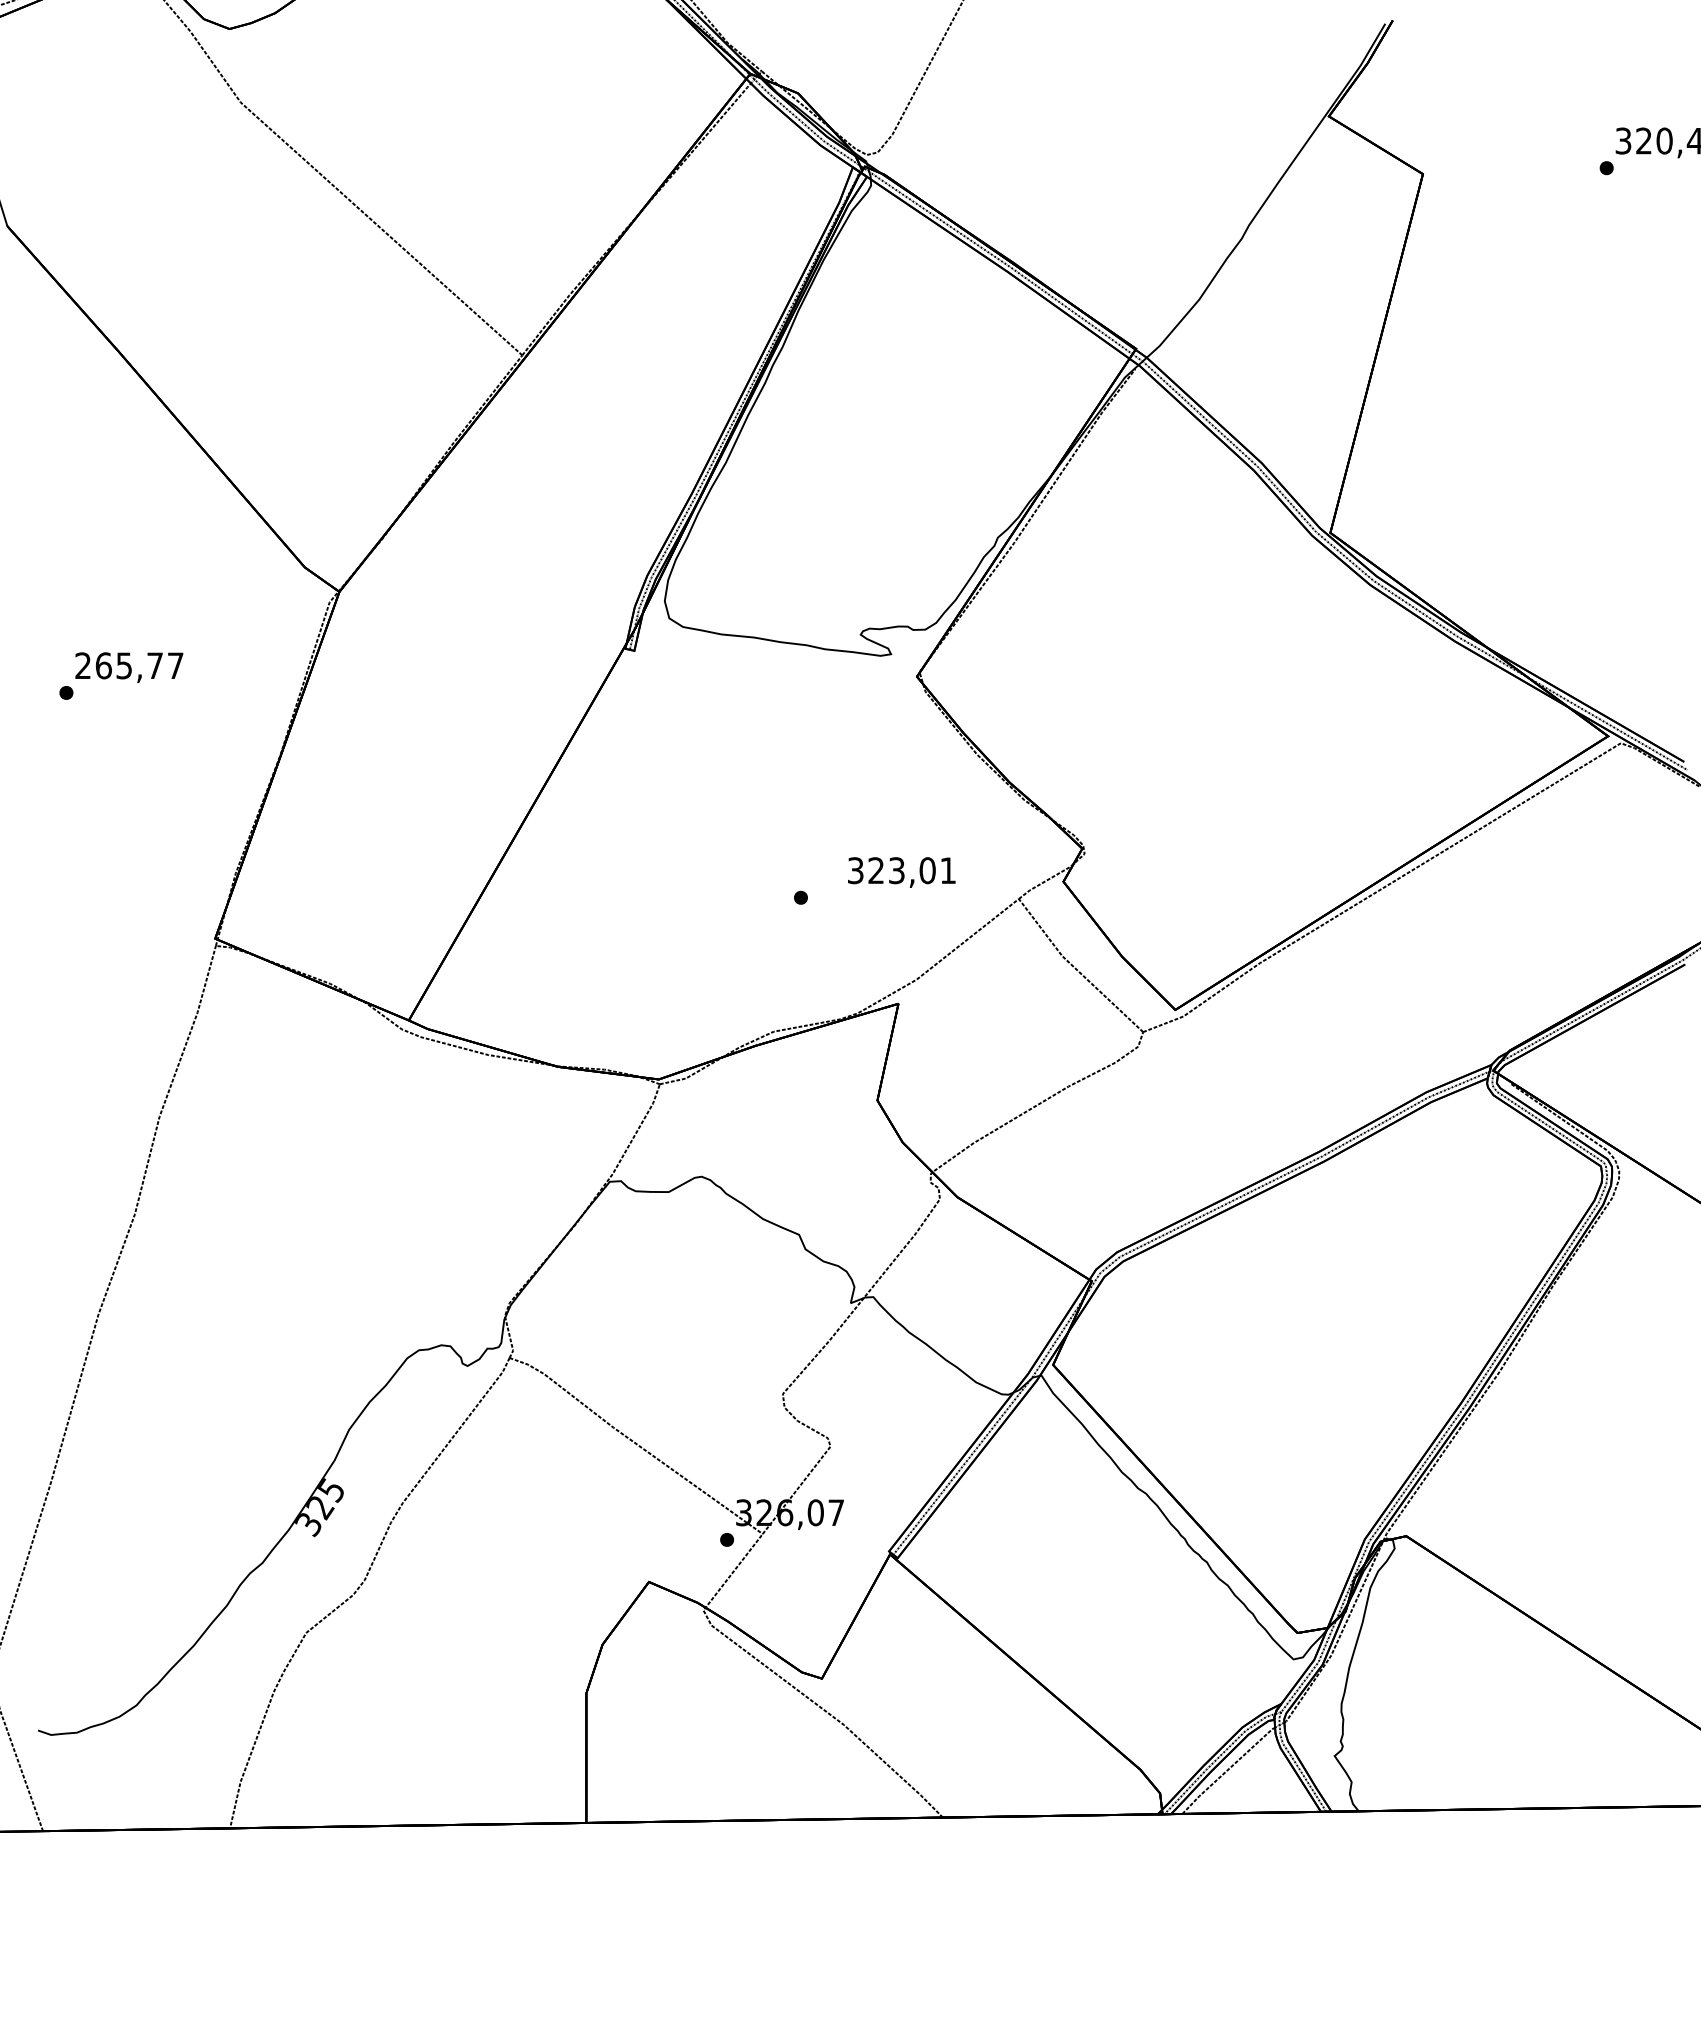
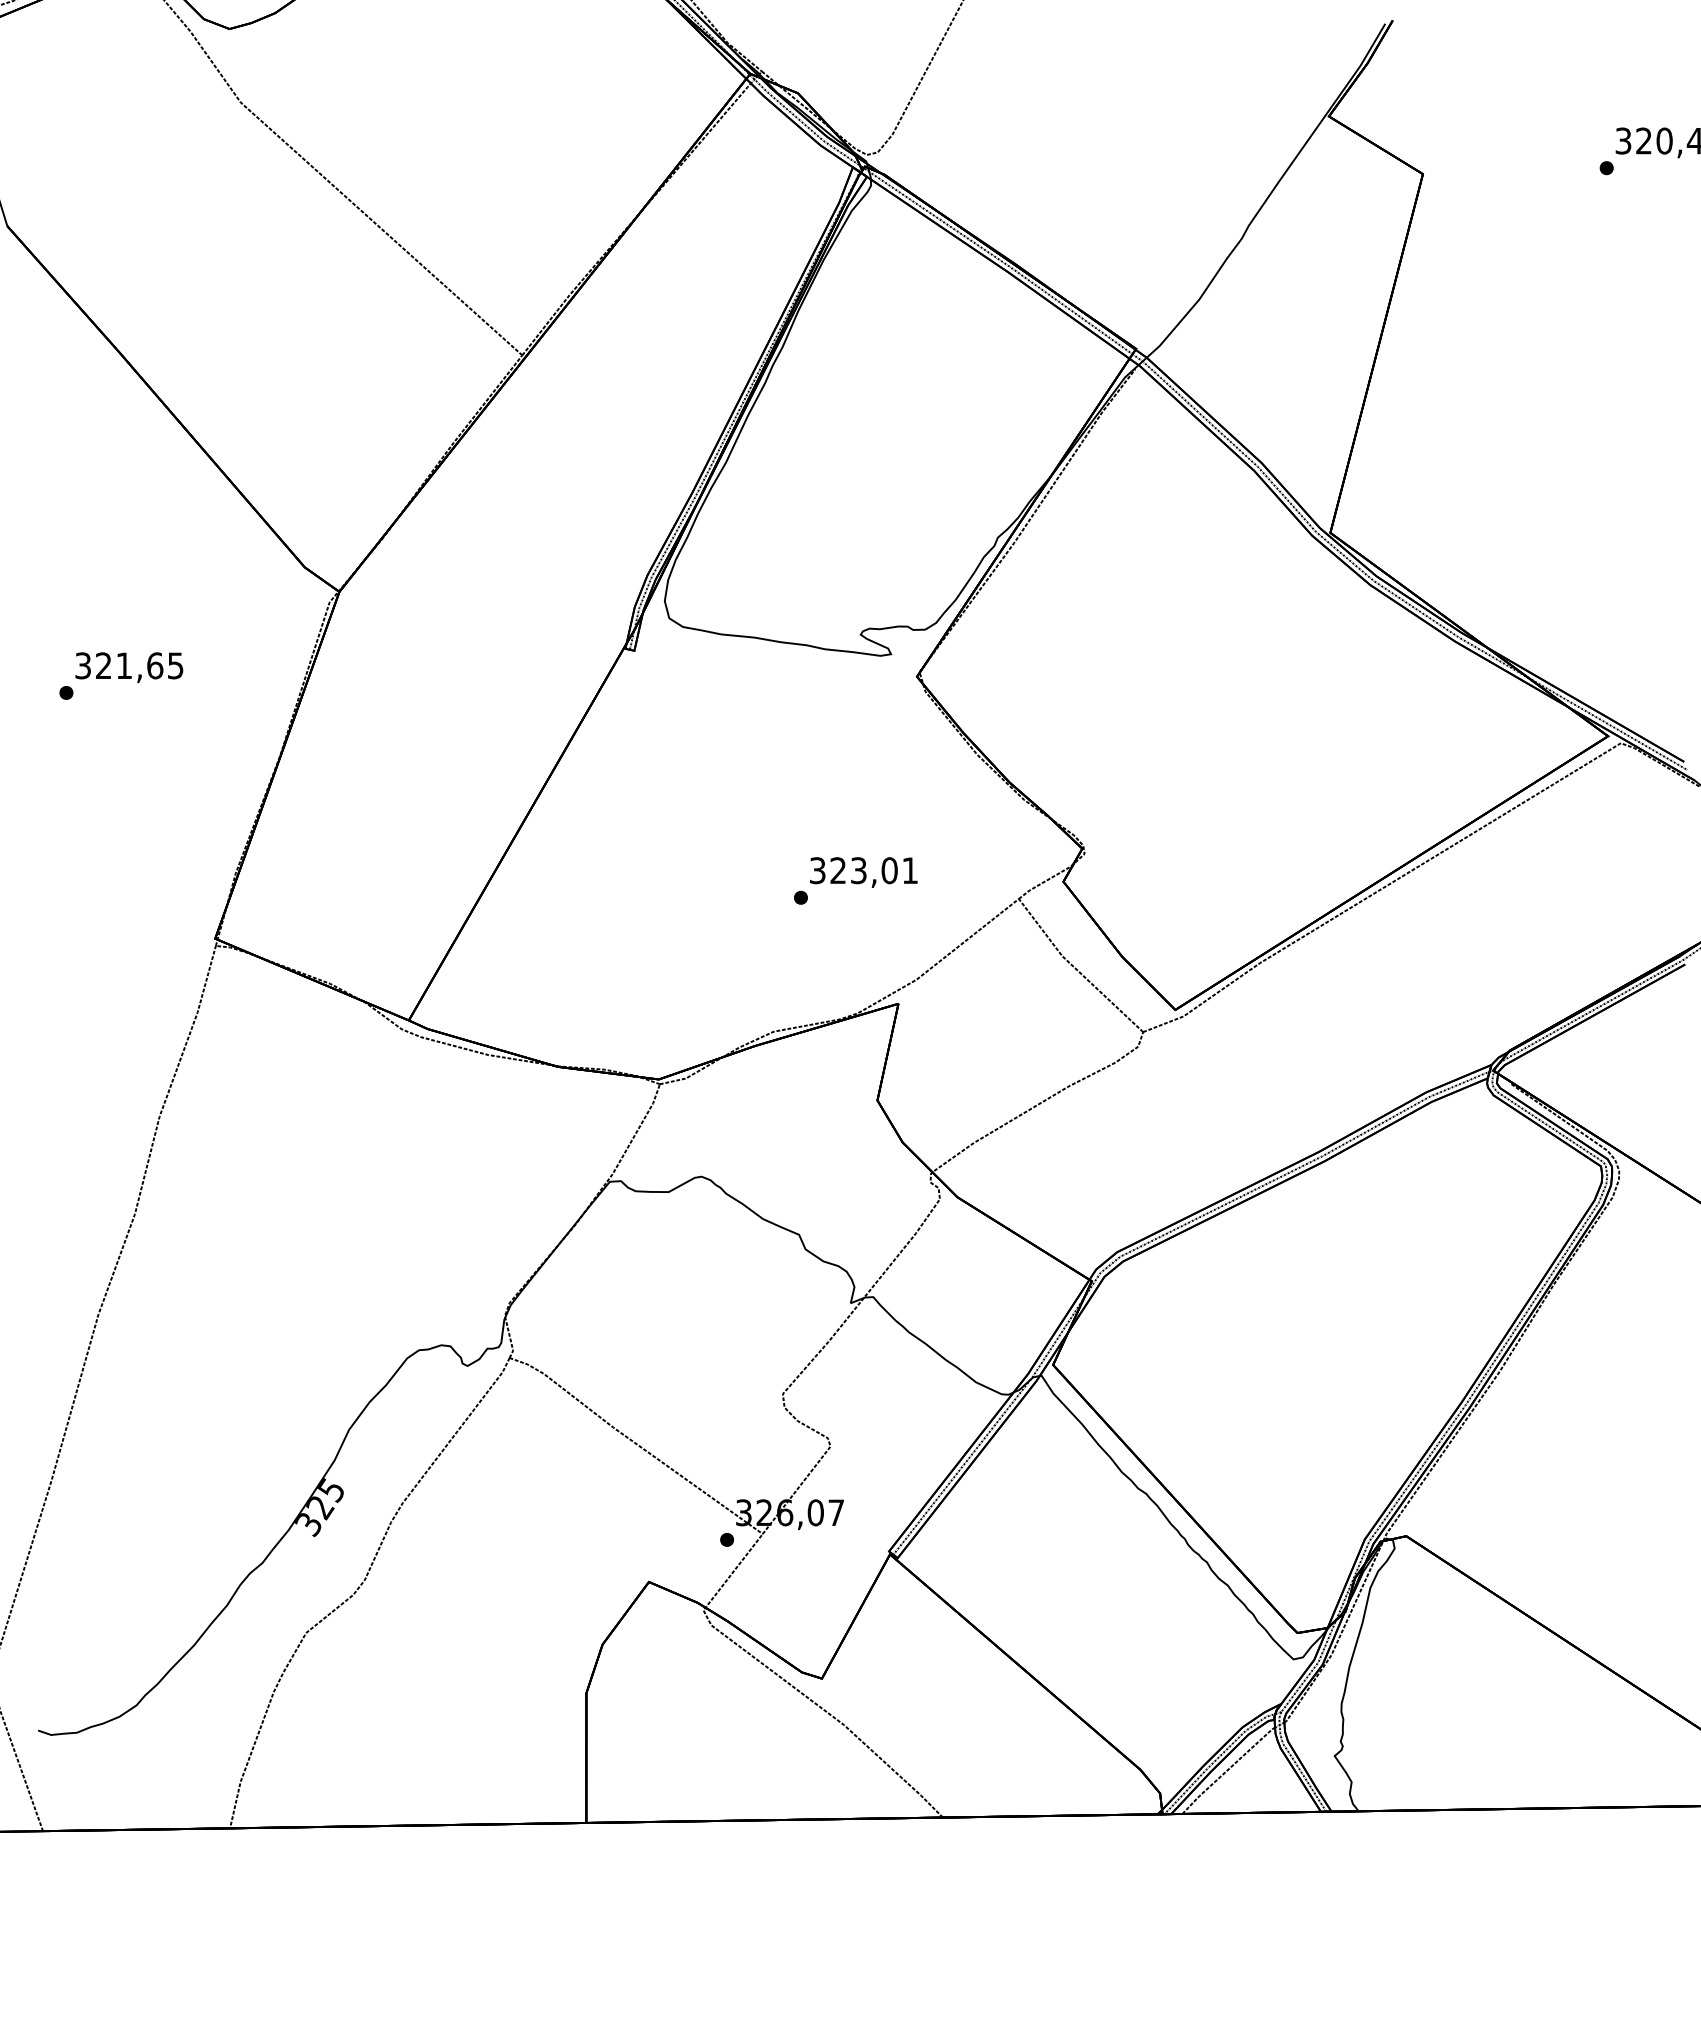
text: 265,77 -> 321,65 (129, 665)
text position: (901, 872) -> (863, 872) (863, 872)
